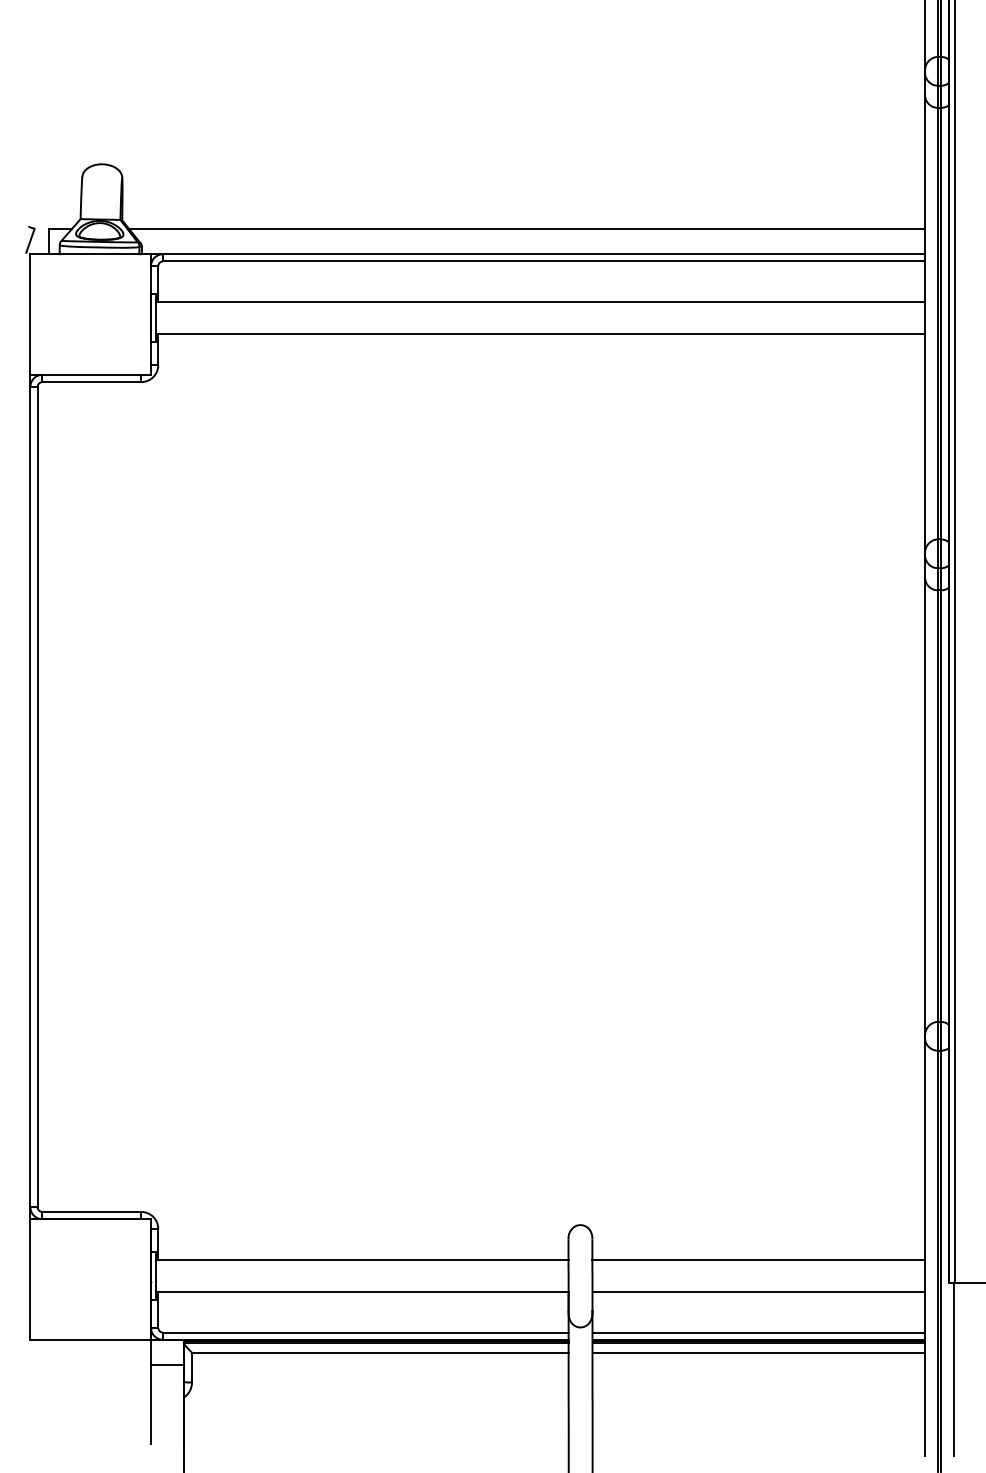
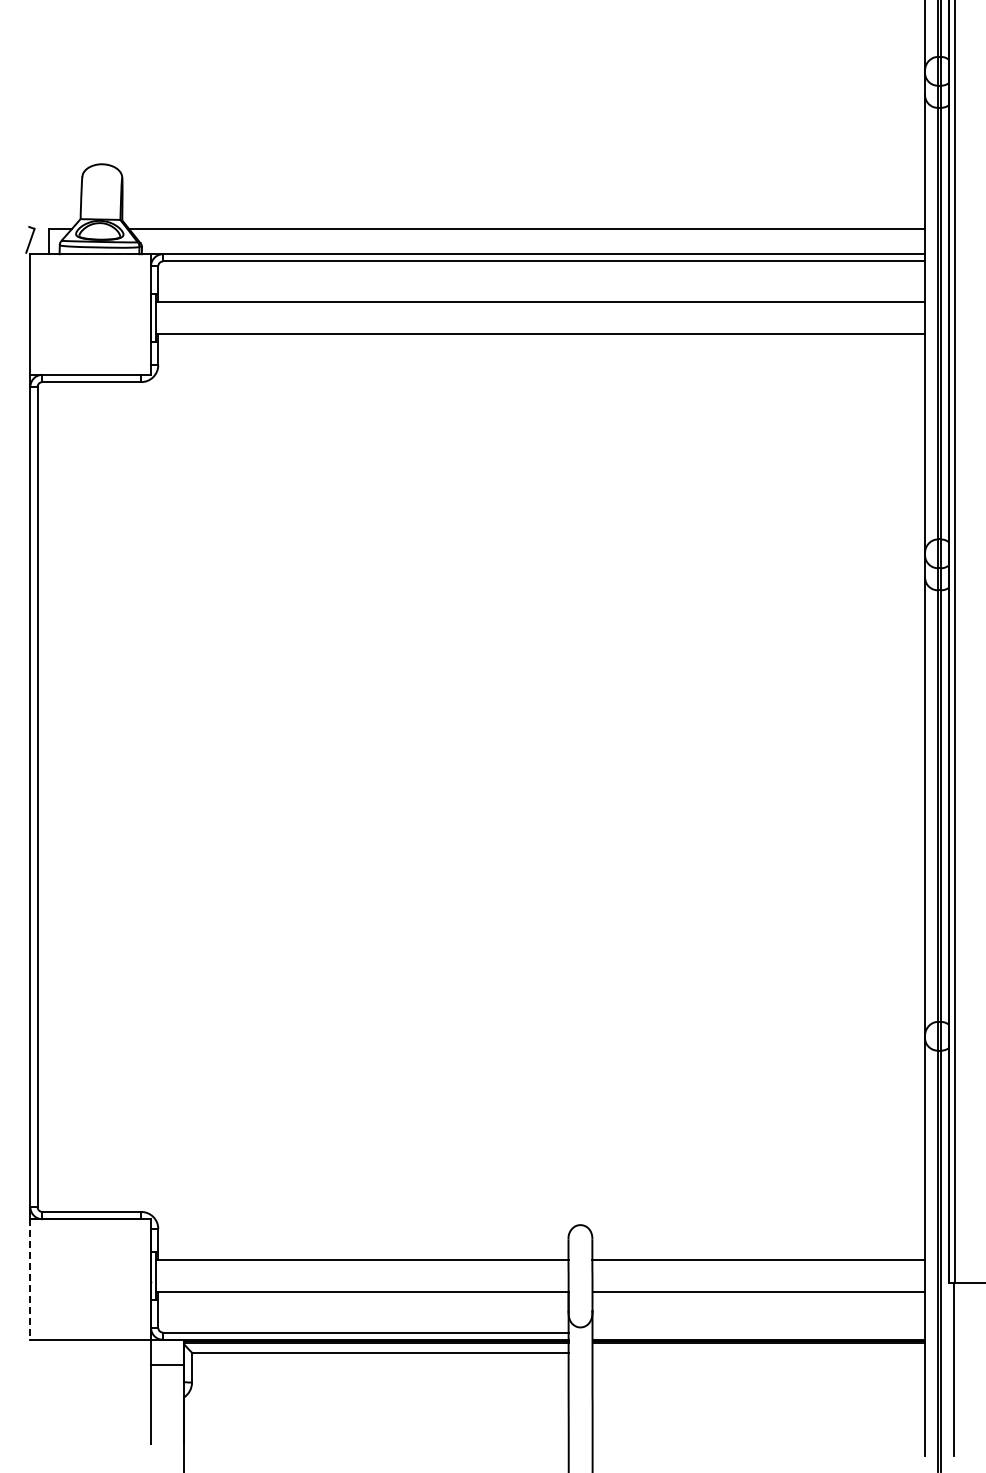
line: solid -> dashed (30, 1280)
line: present -> none (758, 1332)
line: present -> none (758, 1352)
